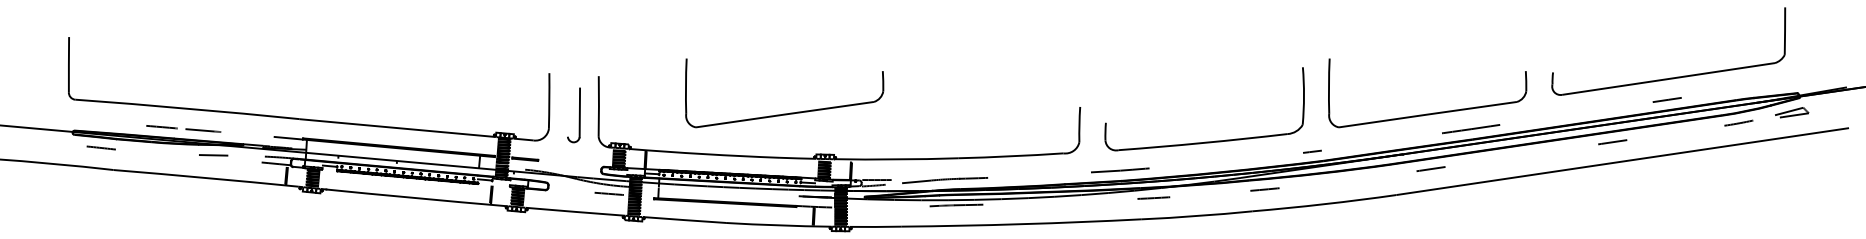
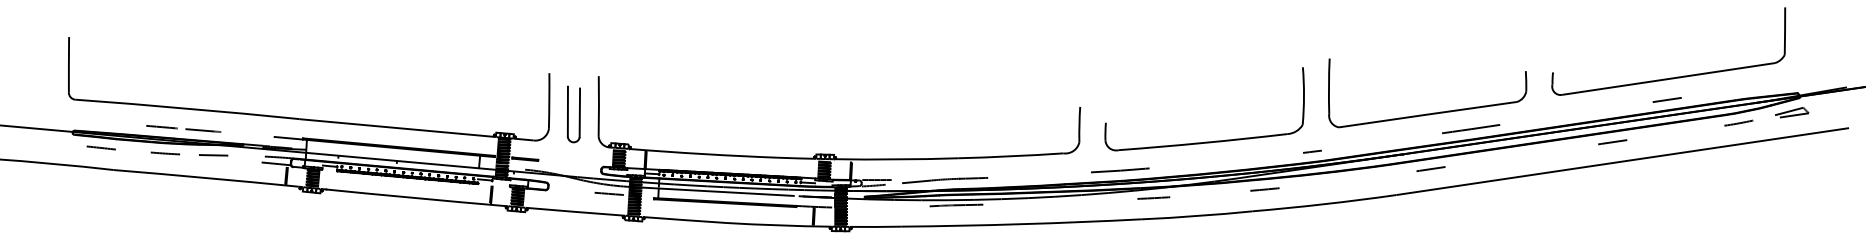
line: none -> present (567, 111)
part: present -> none (790, 112)
line: none -> present (164, 153)
line: none -> present (722, 191)
